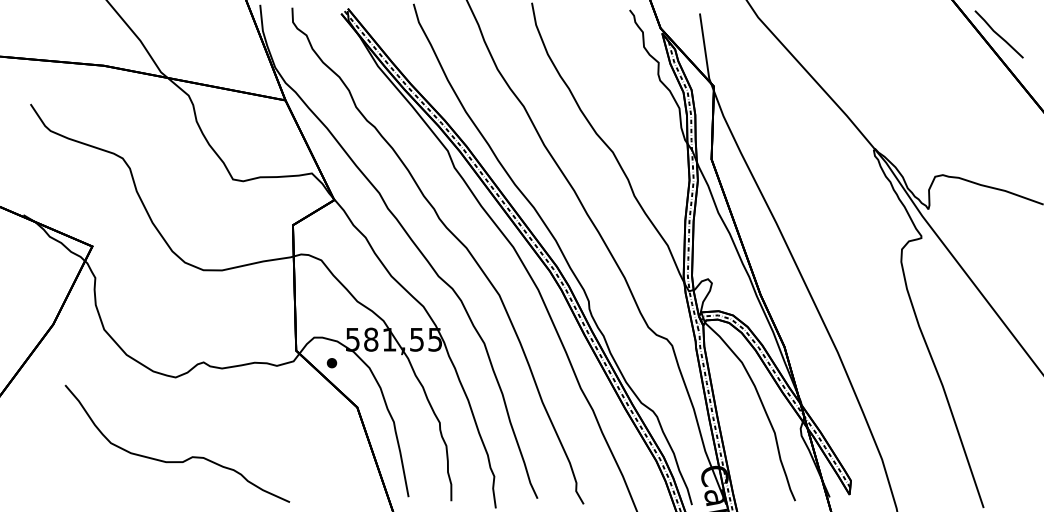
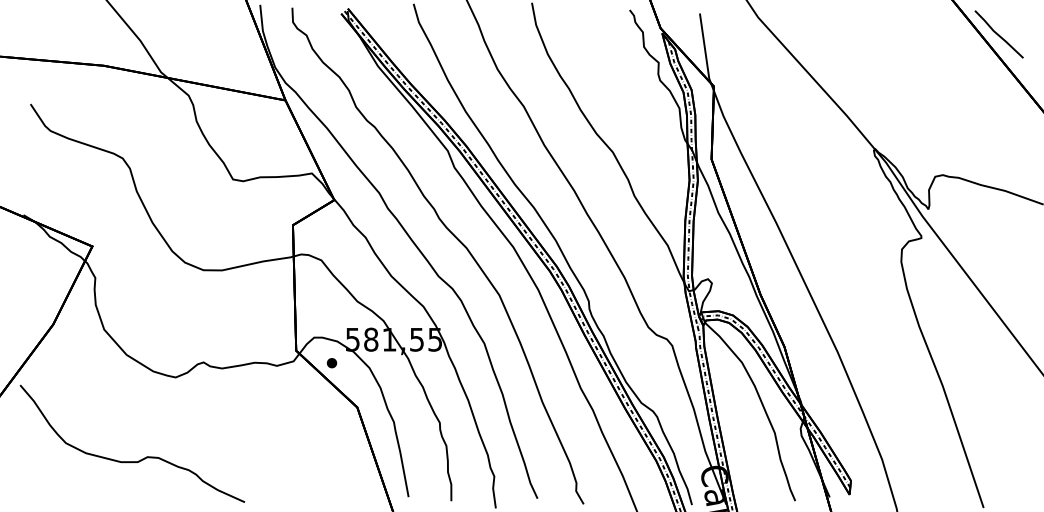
curve position: (185, 459) -> (140, 459) (140, 459)
